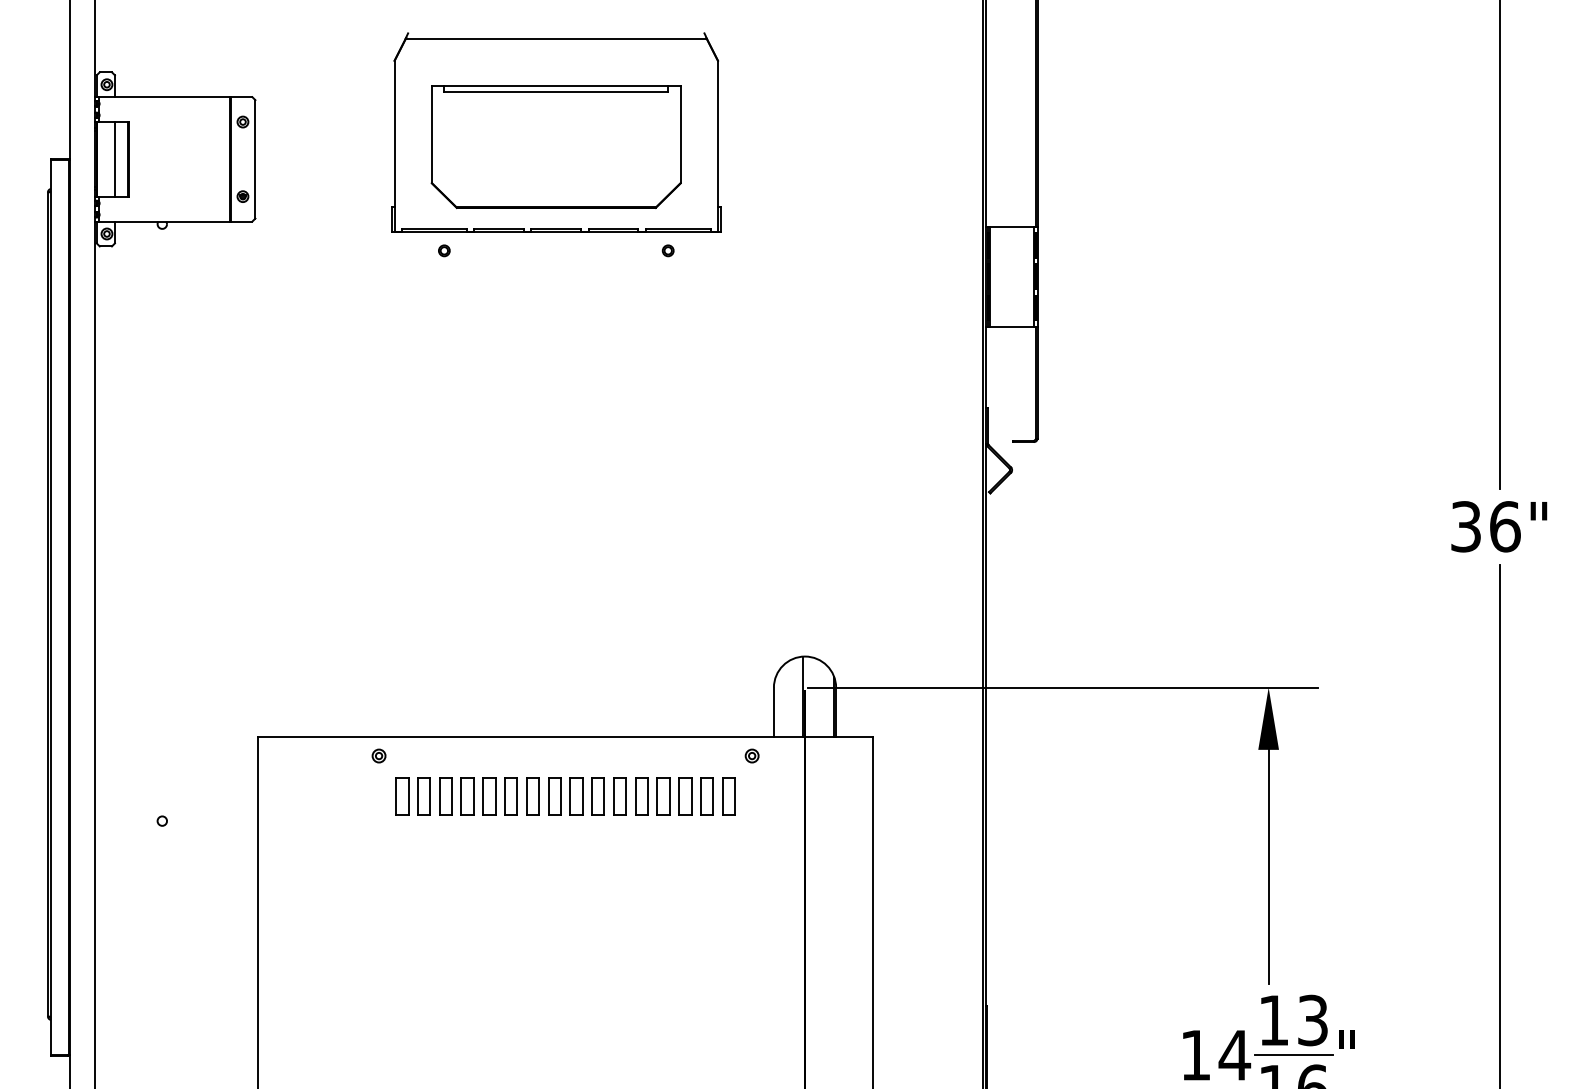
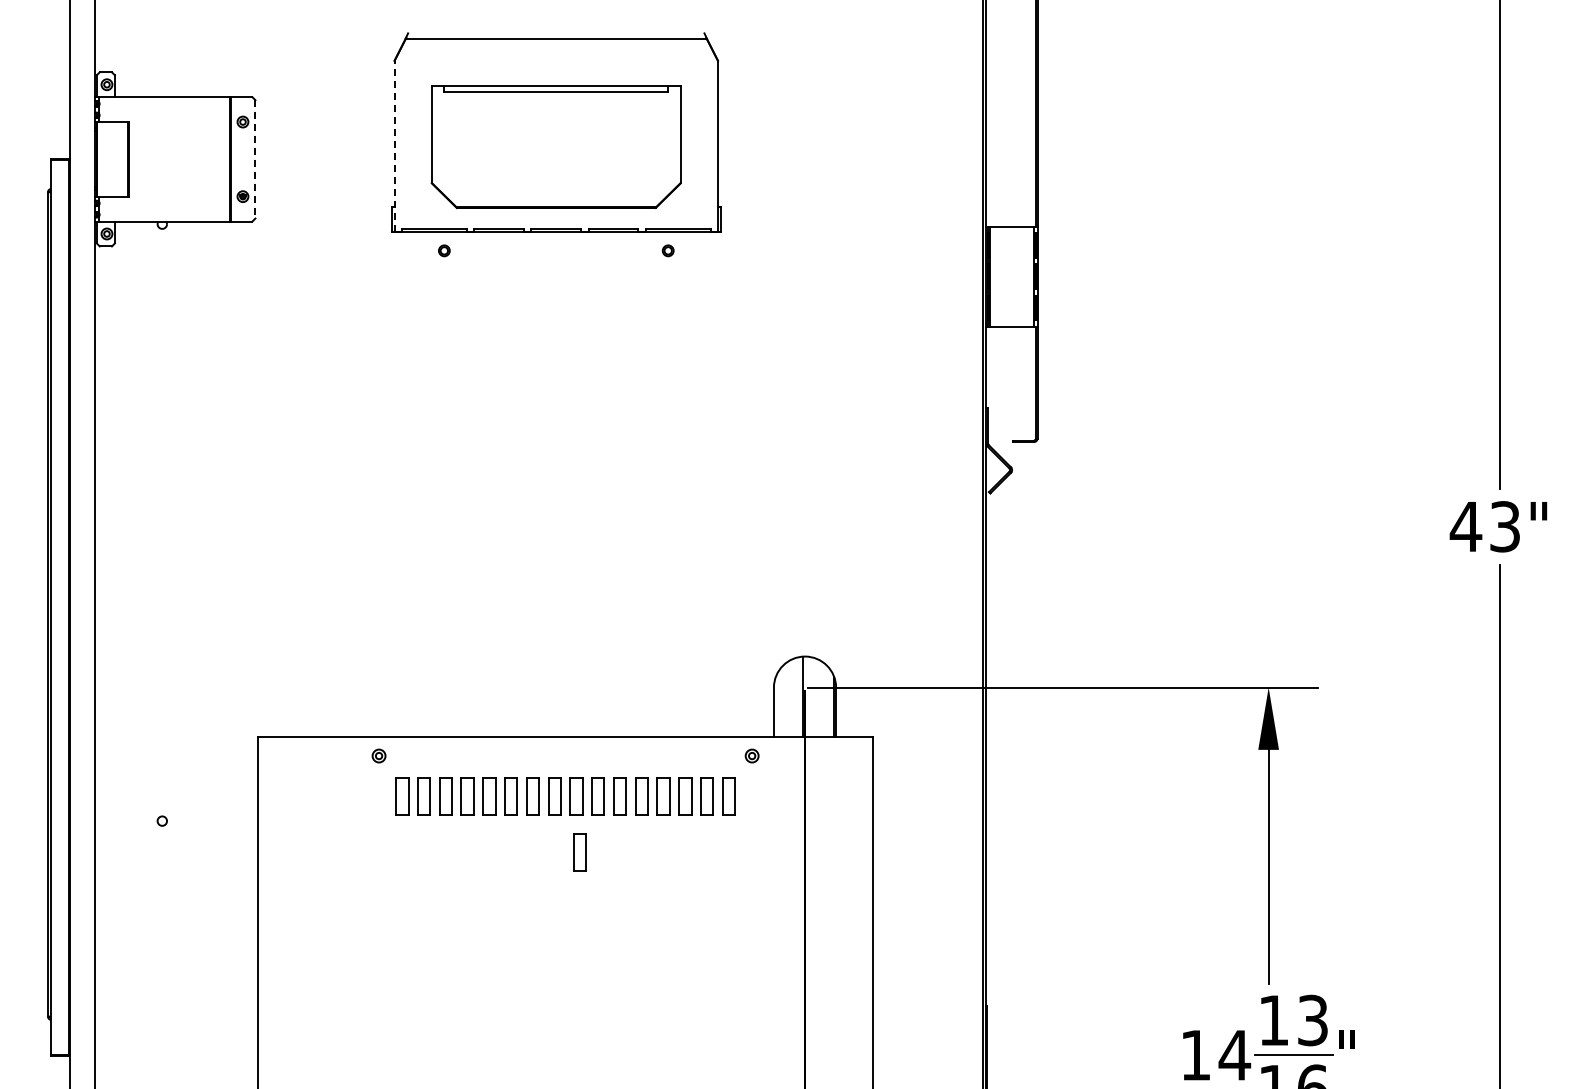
line: solid -> dashed (394, 146)
line: present -> none (114, 159)
line: solid -> dashed (255, 159)
text: 36" -> 43" (1484, 526)
part: none -> present (579, 852)
